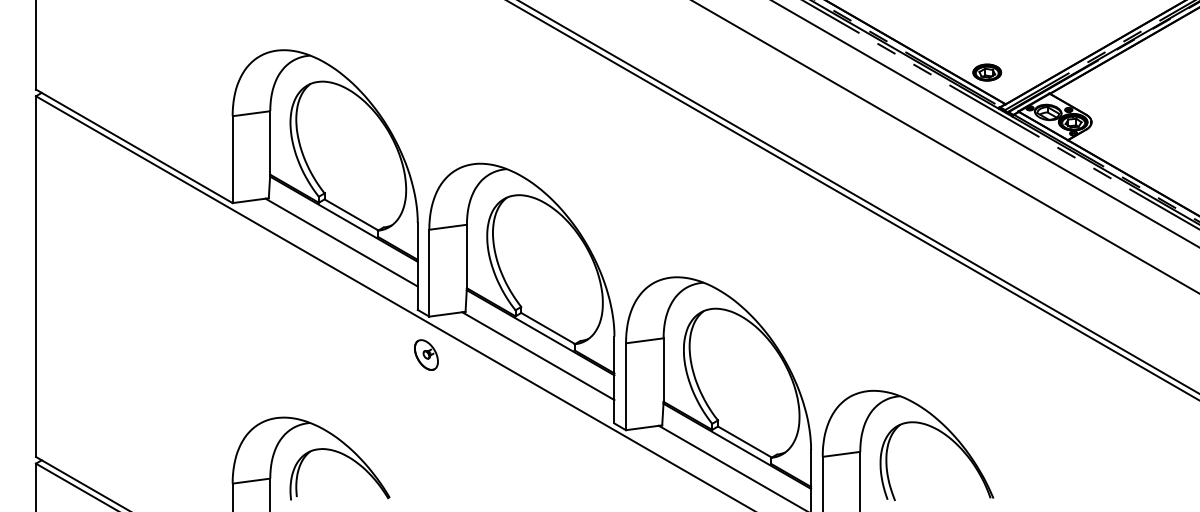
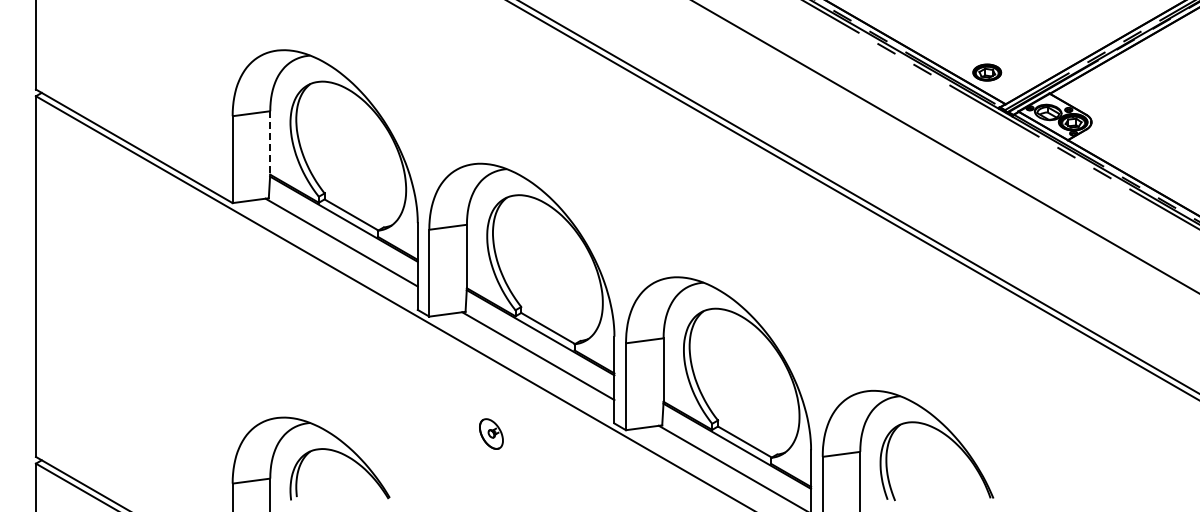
line: present -> none (985, 124)
line: solid -> dashed (270, 142)
part position: (426, 354) -> (491, 433) (491, 433)
